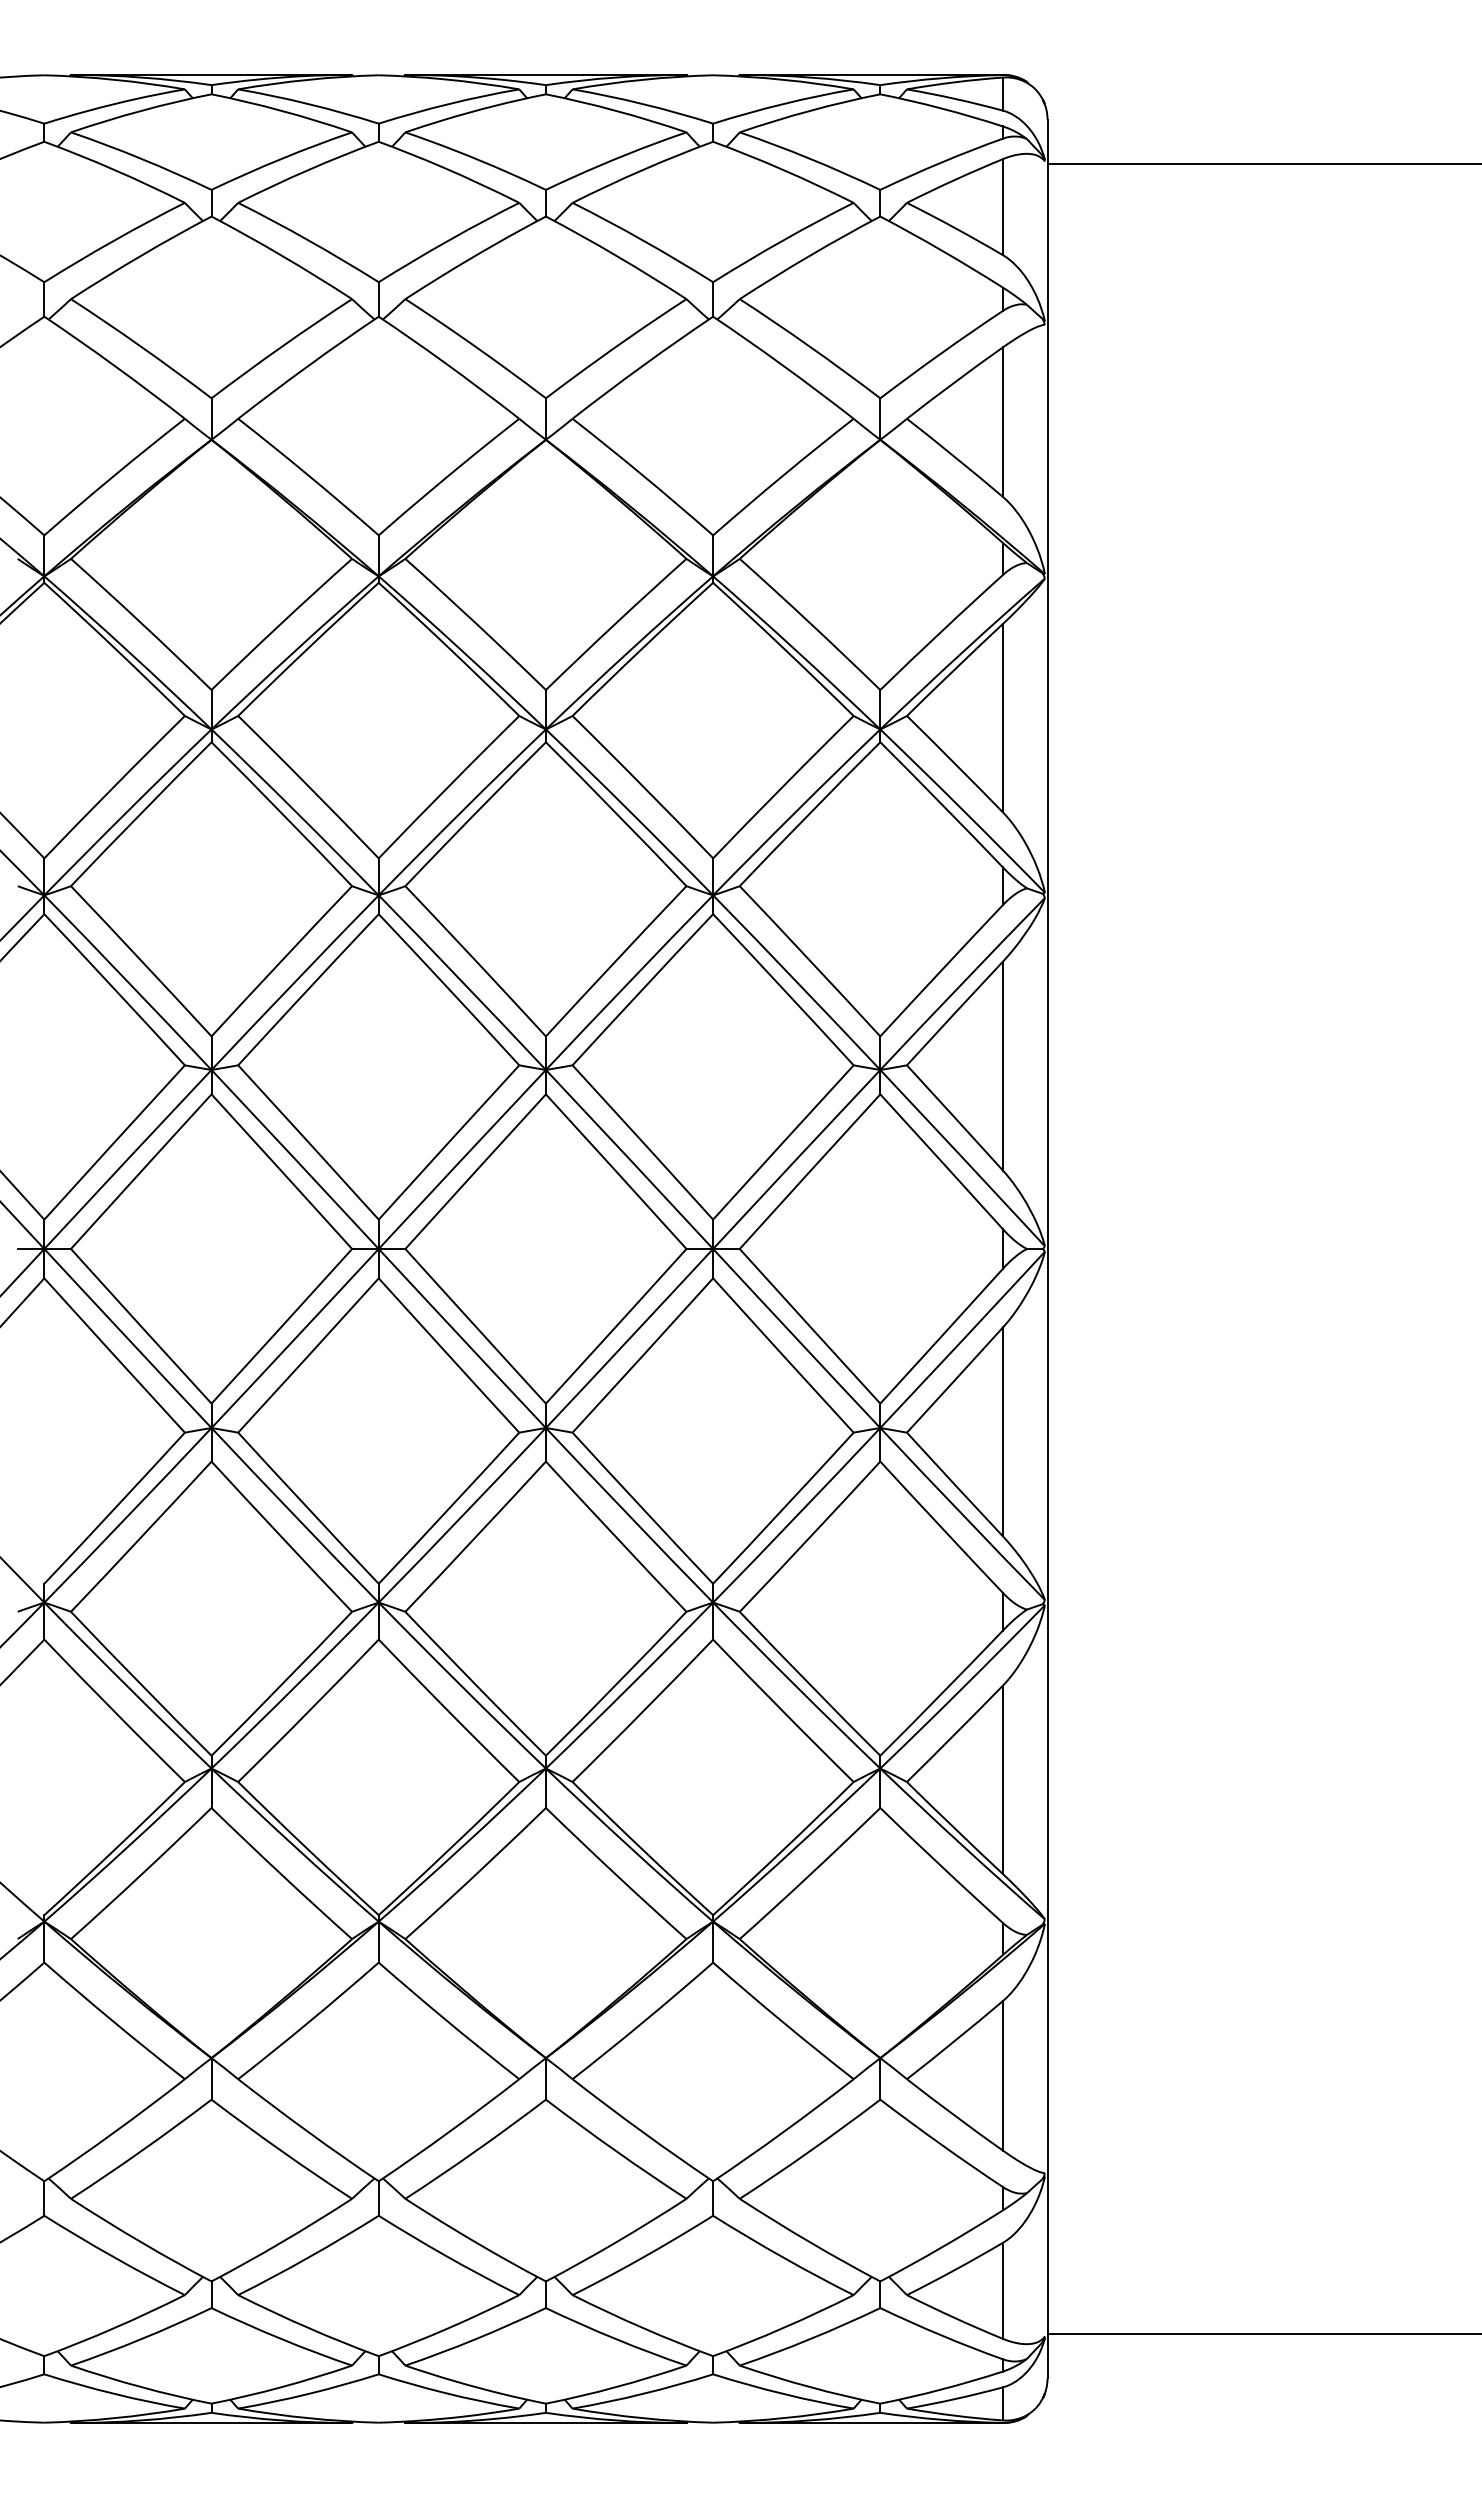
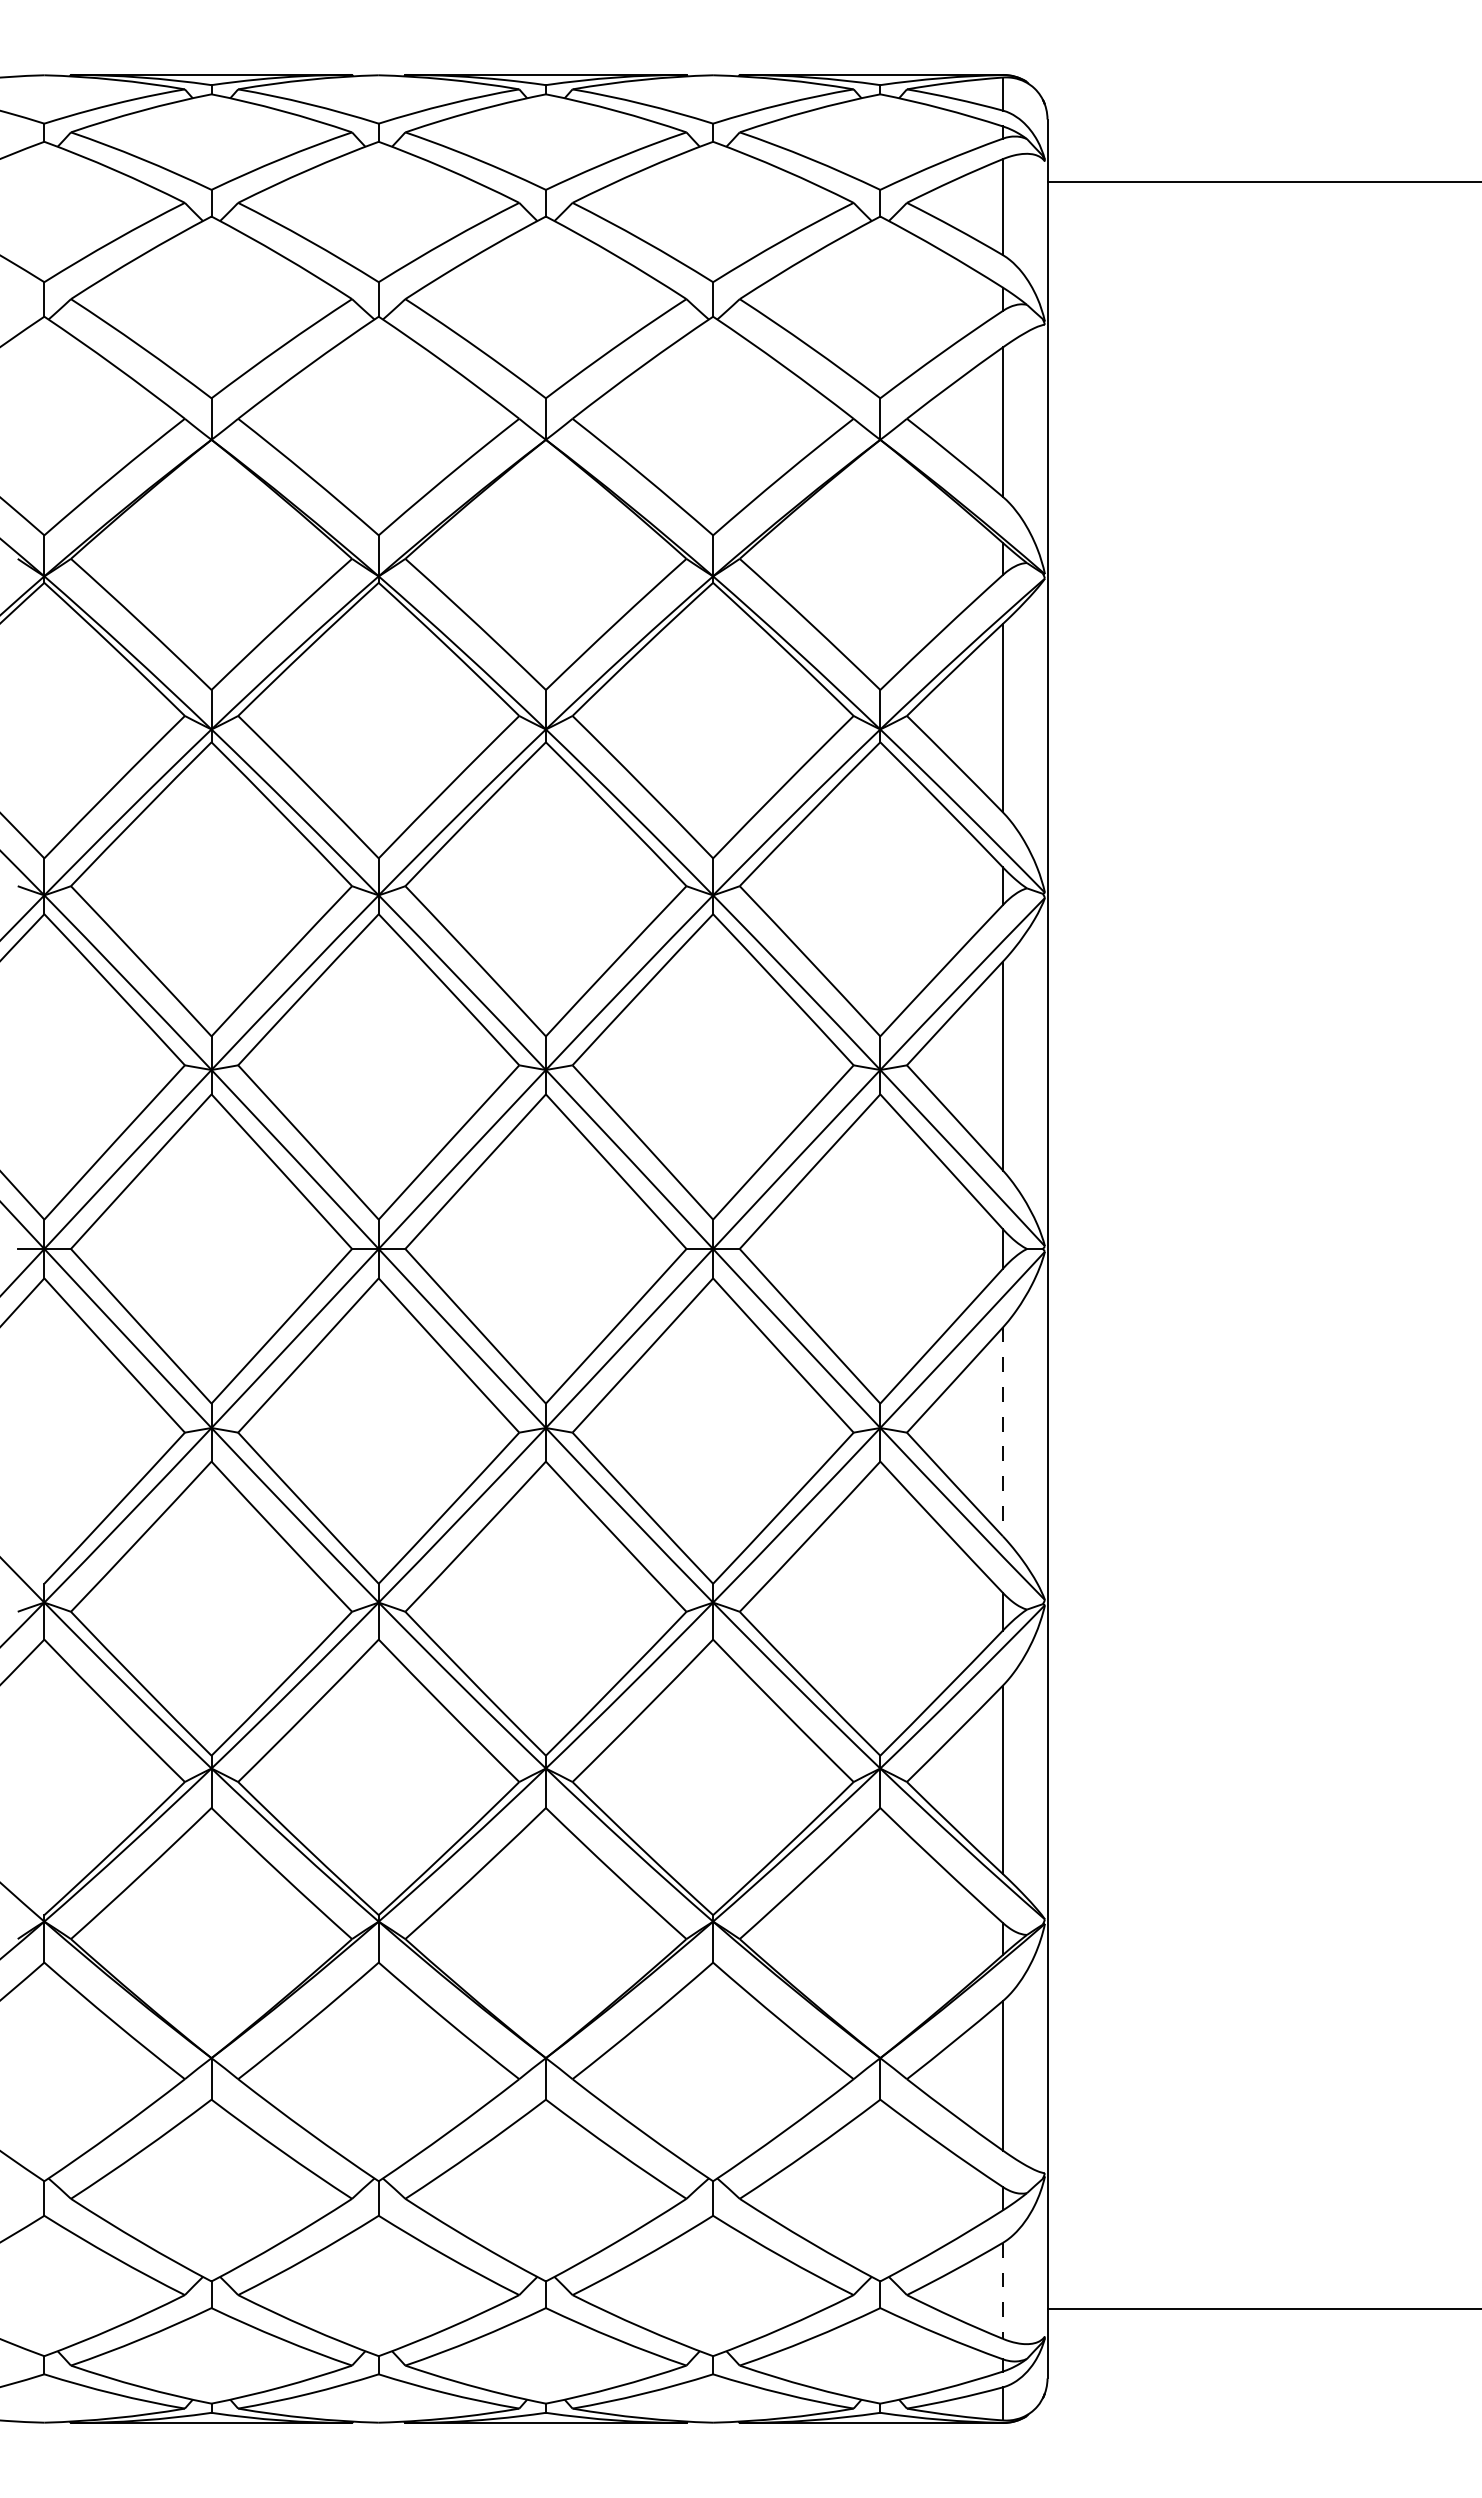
line position: (1262, 164) -> (1262, 182) (1262, 182)
line: solid -> dashed (1002, 1432)
line: solid -> dashed (1002, 2291)
line position: (1262, 2333) -> (1262, 2308) (1262, 2308)
